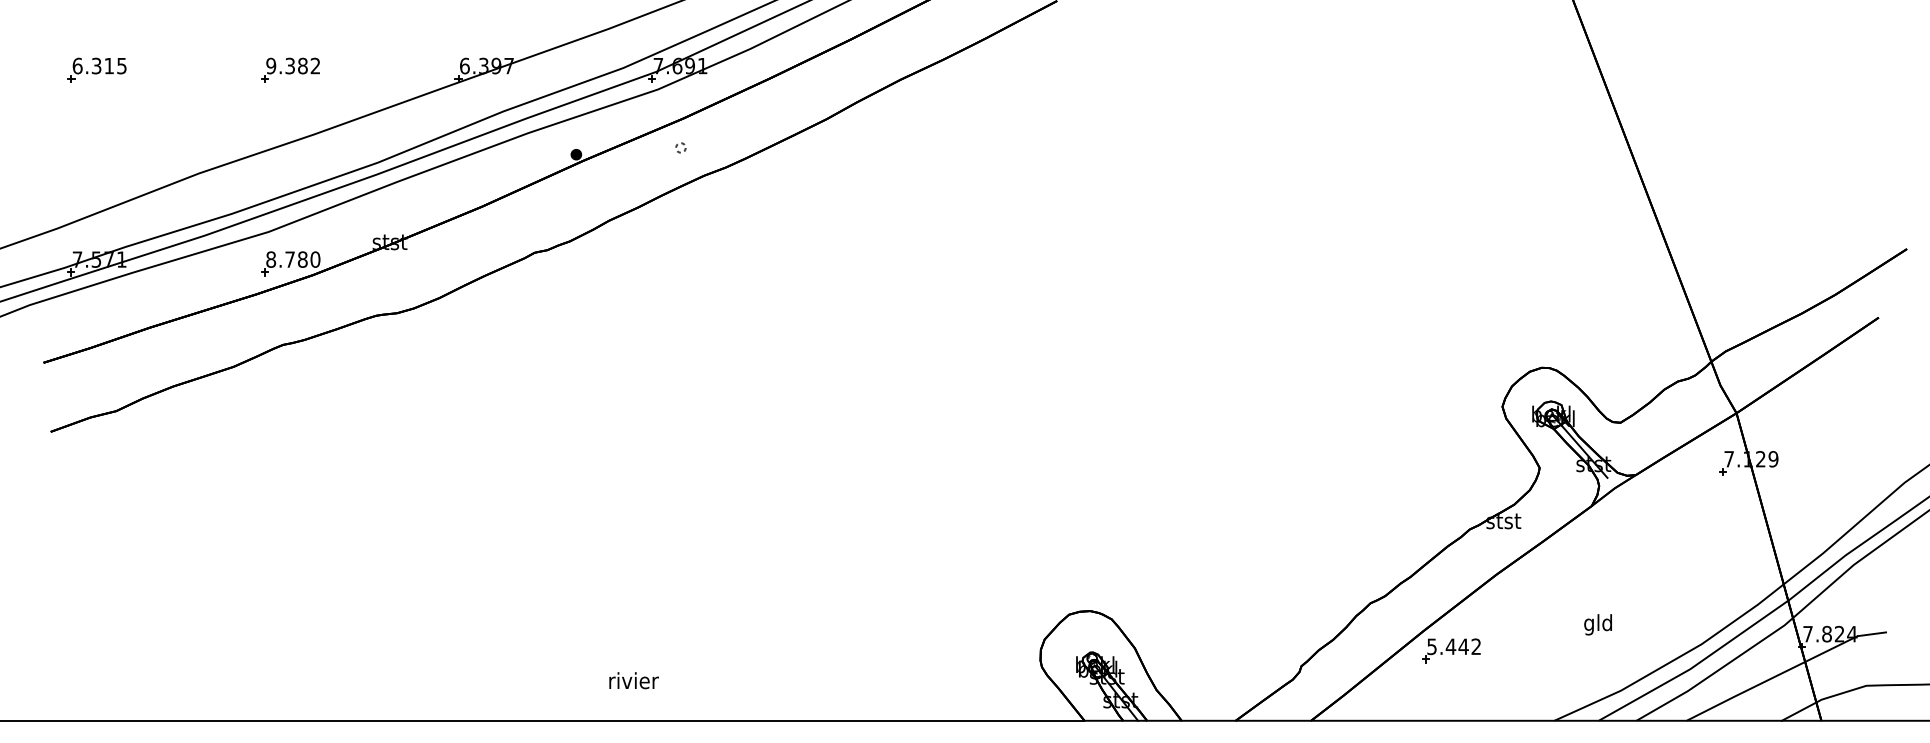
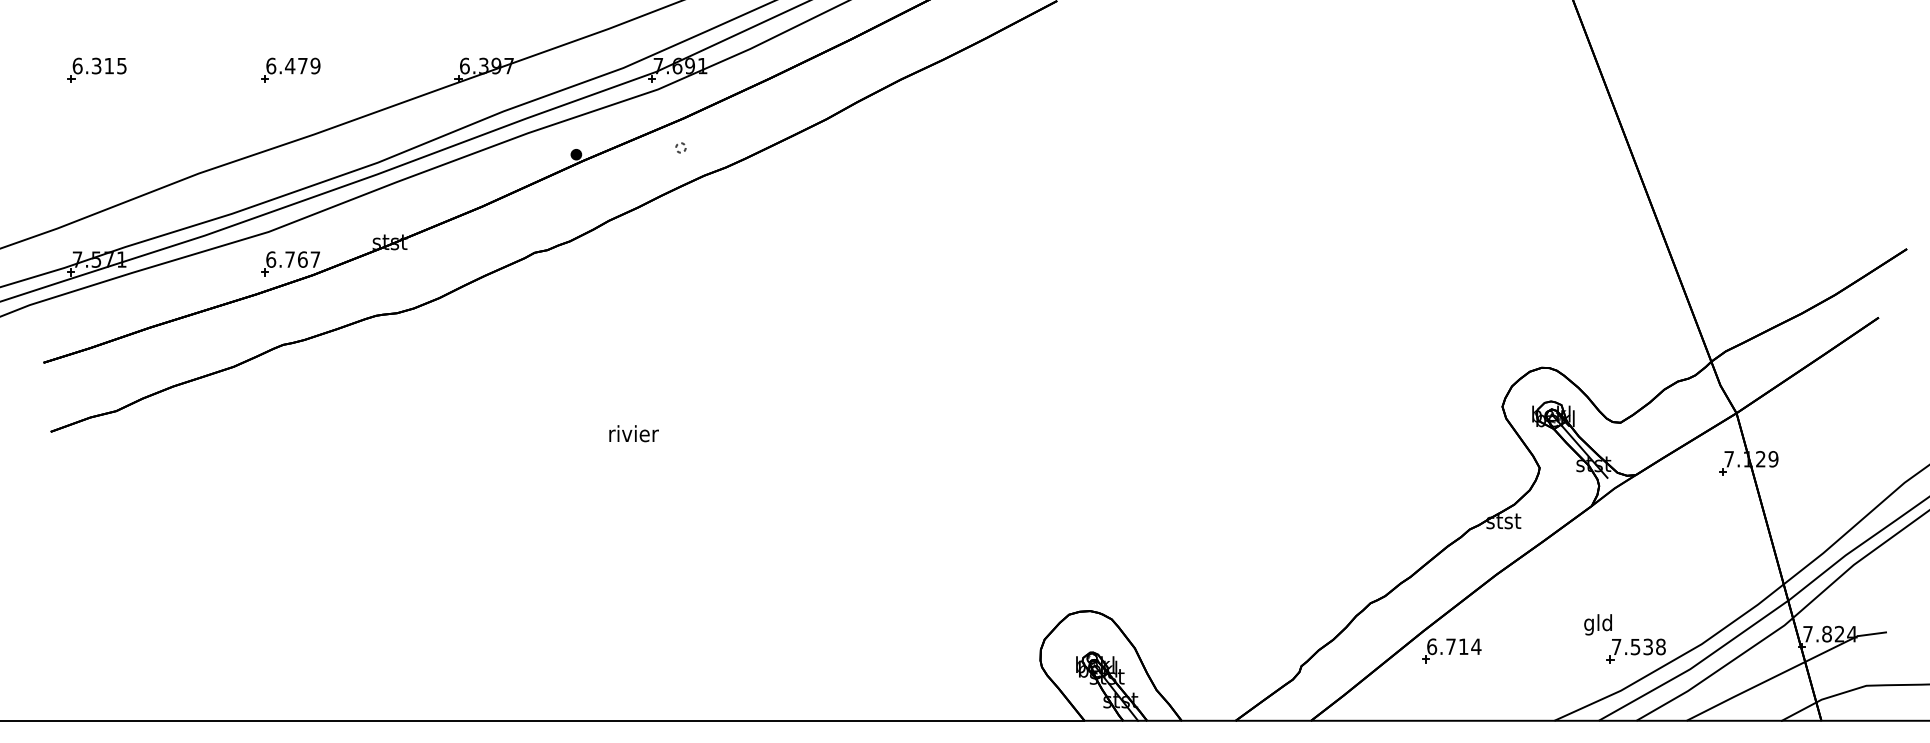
text: 9.382 -> 6.479 (293, 65)
text: 8.780 -> 6.767 (293, 259)
text: 5.442 -> 6.714 (1454, 646)
part: none -> present (1635, 650)
text position: (633, 680) -> (633, 433) (633, 433)
